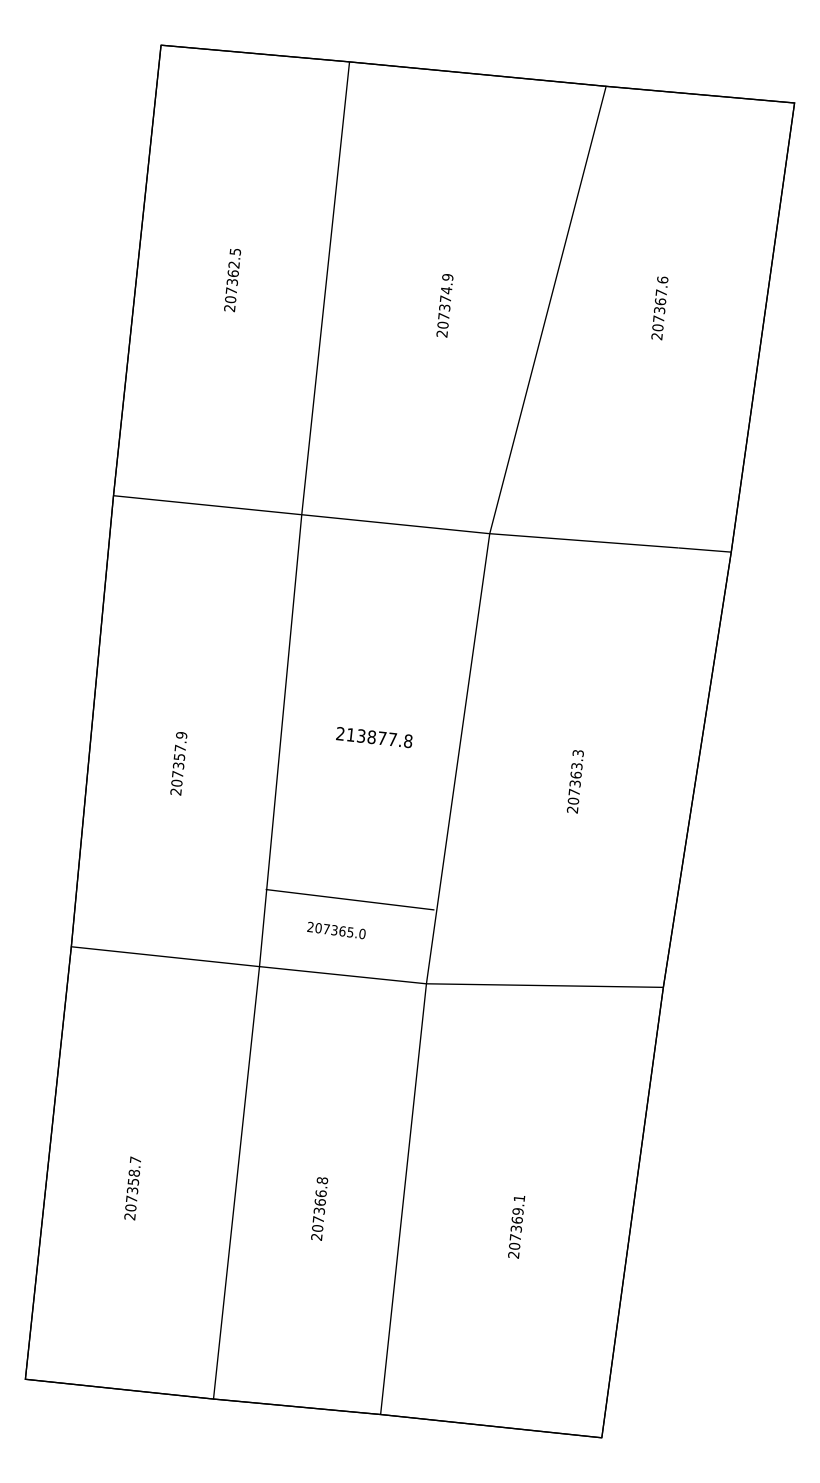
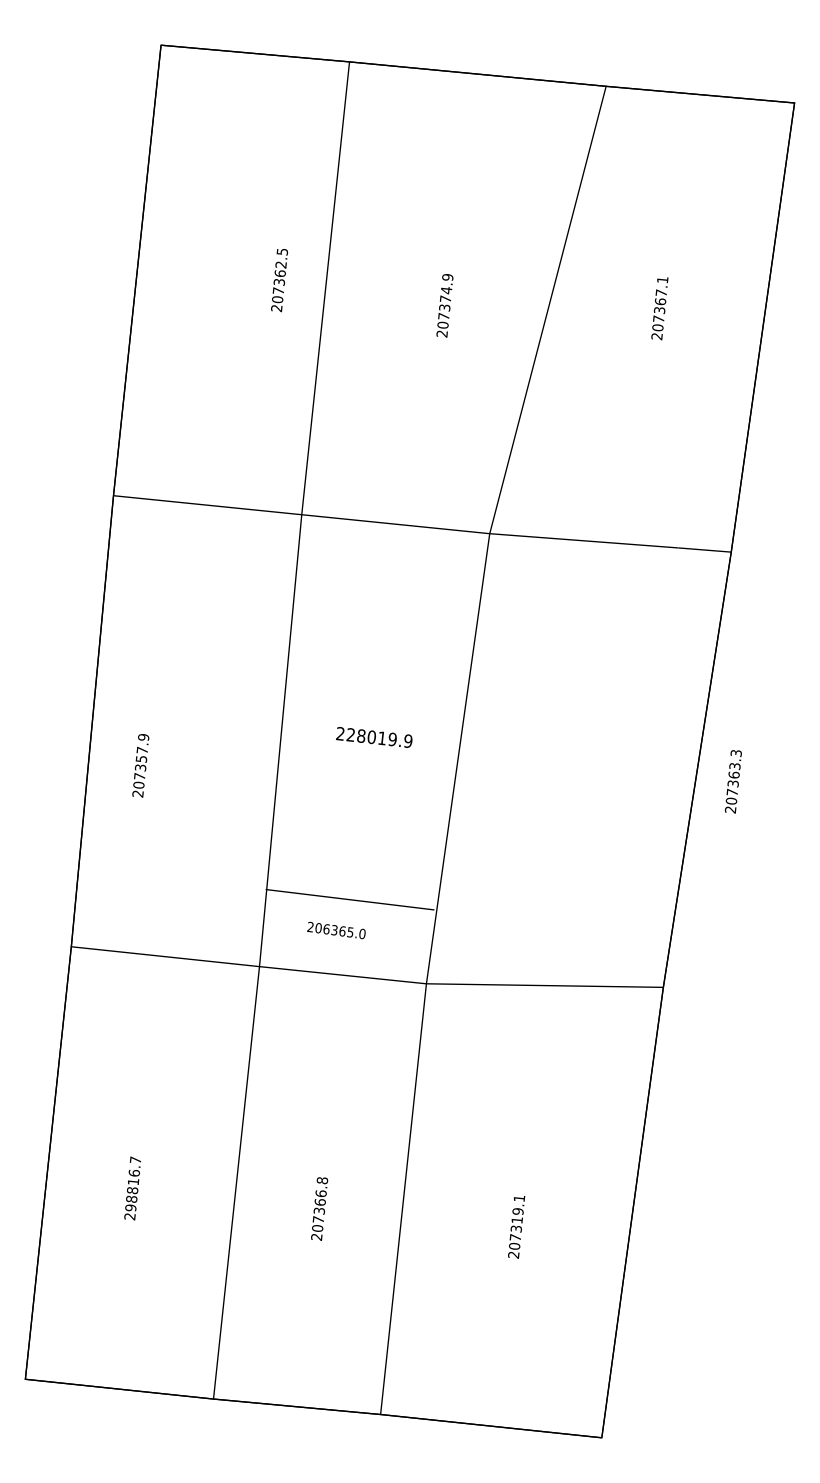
text: 207367.6 -> 207367.1 (662, 279)
text position: (232, 280) -> (279, 280) (279, 280)
text: 213877.8 -> 228019.9 (379, 738)
text position: (178, 763) -> (140, 765) (140, 765)
text position: (574, 781) -> (732, 781) (732, 781)
text: 207365.0 -> 206365.0 (326, 928)
text: 207358.7 -> 298816.7 (132, 1190)
text: 207369.1 -> 207319.1 (516, 1220)
